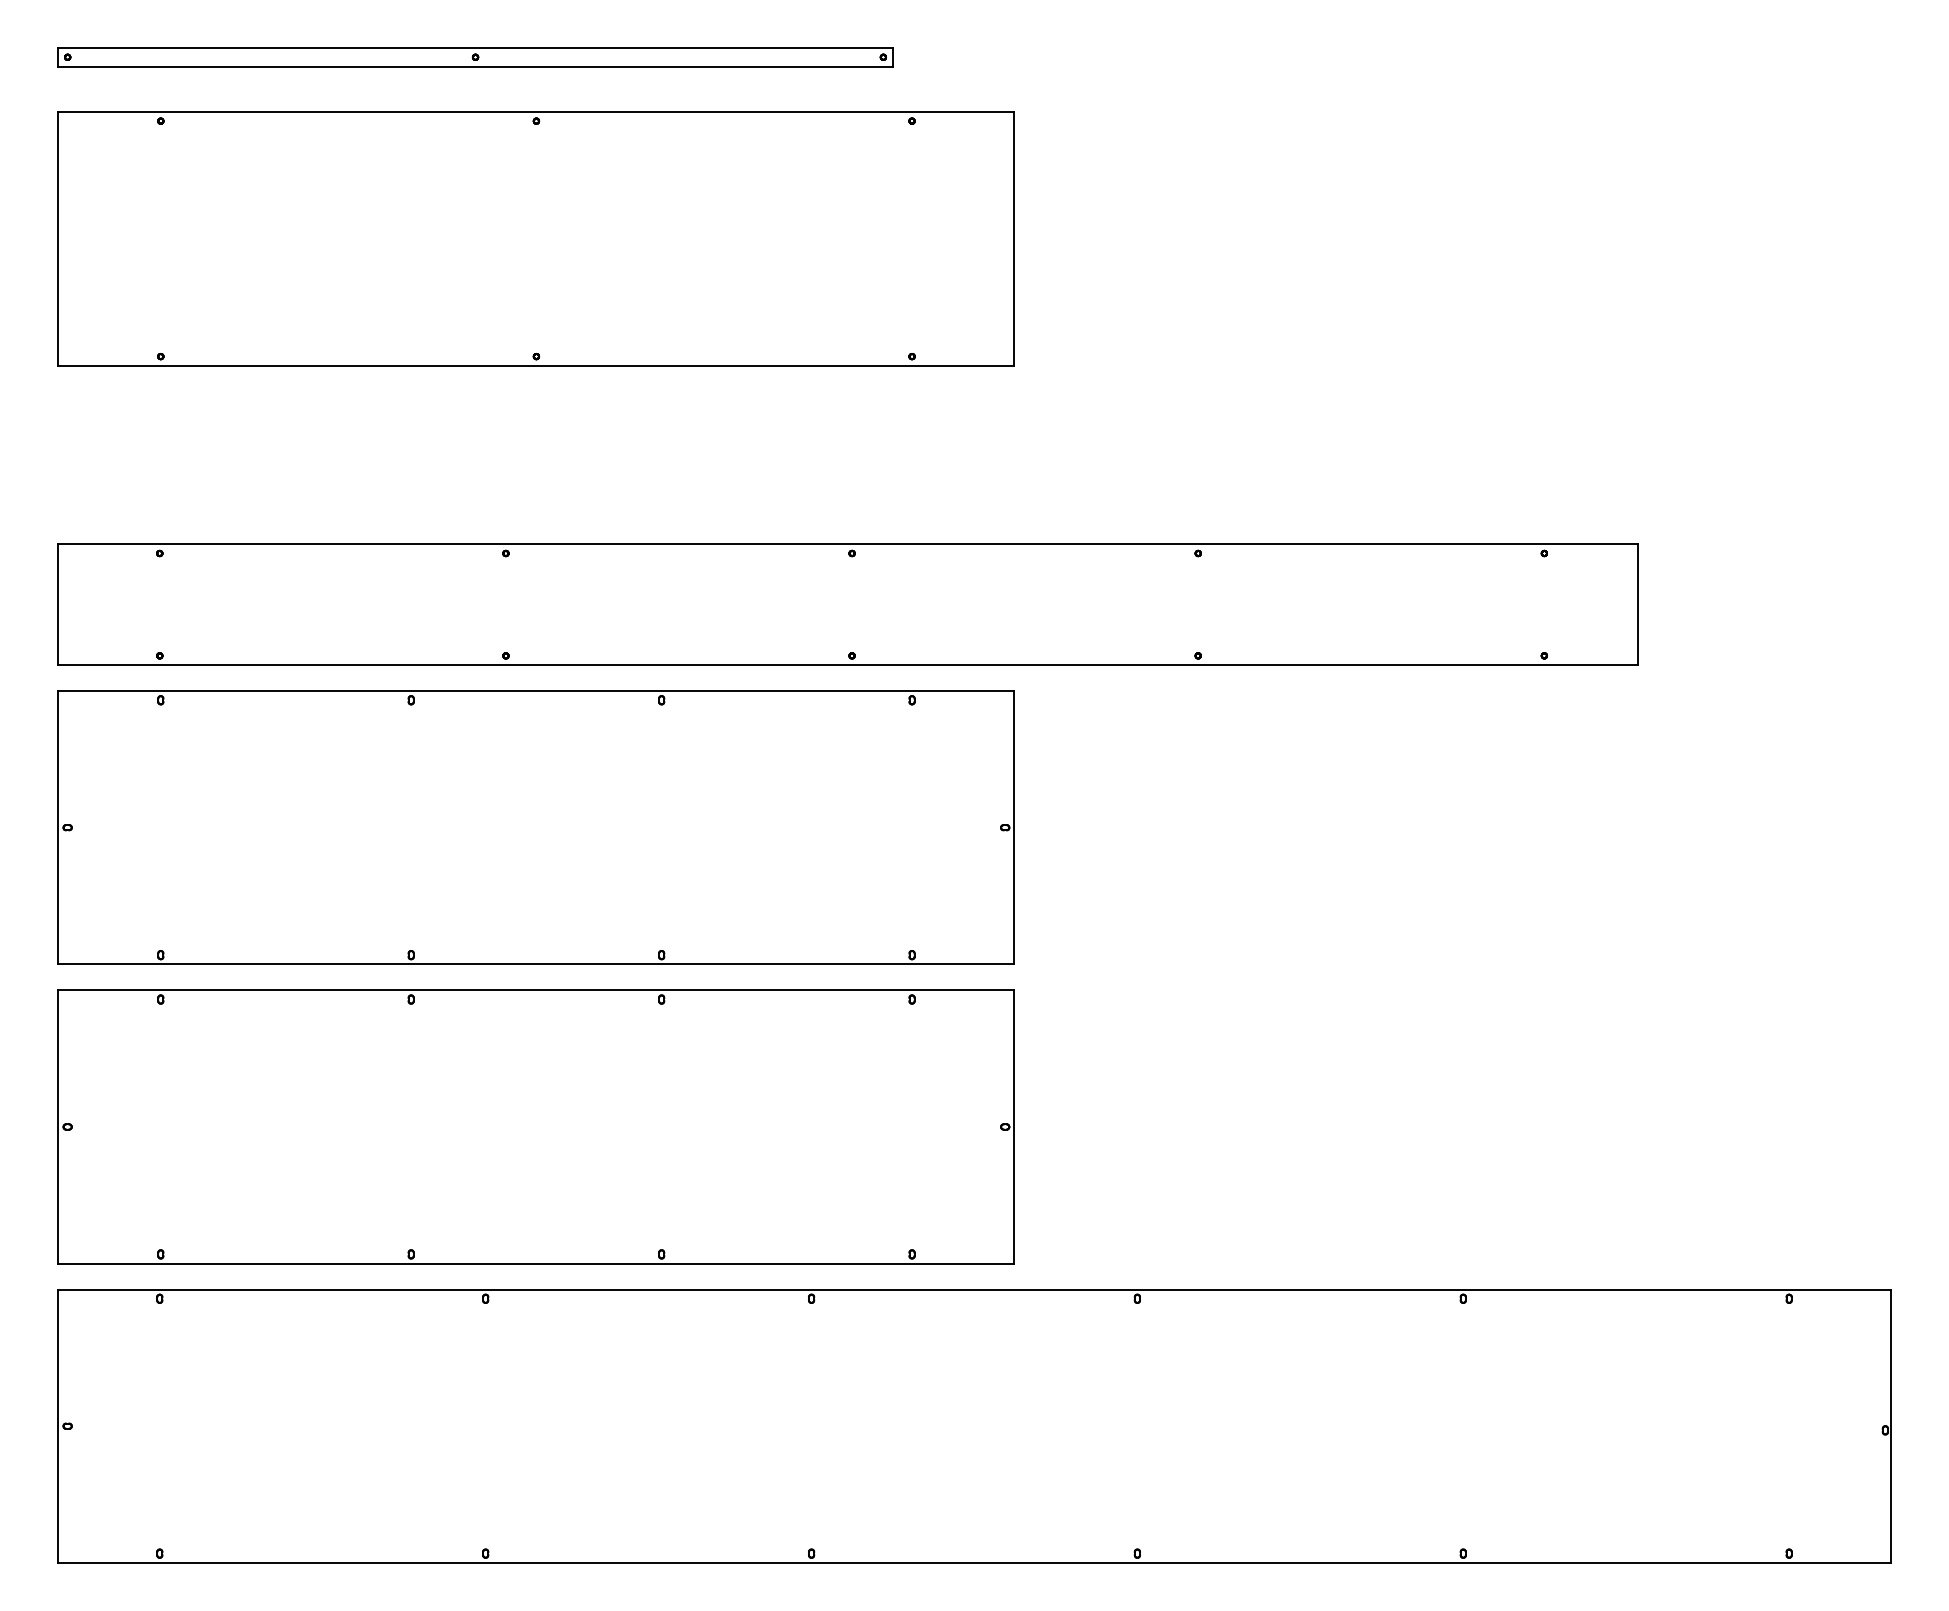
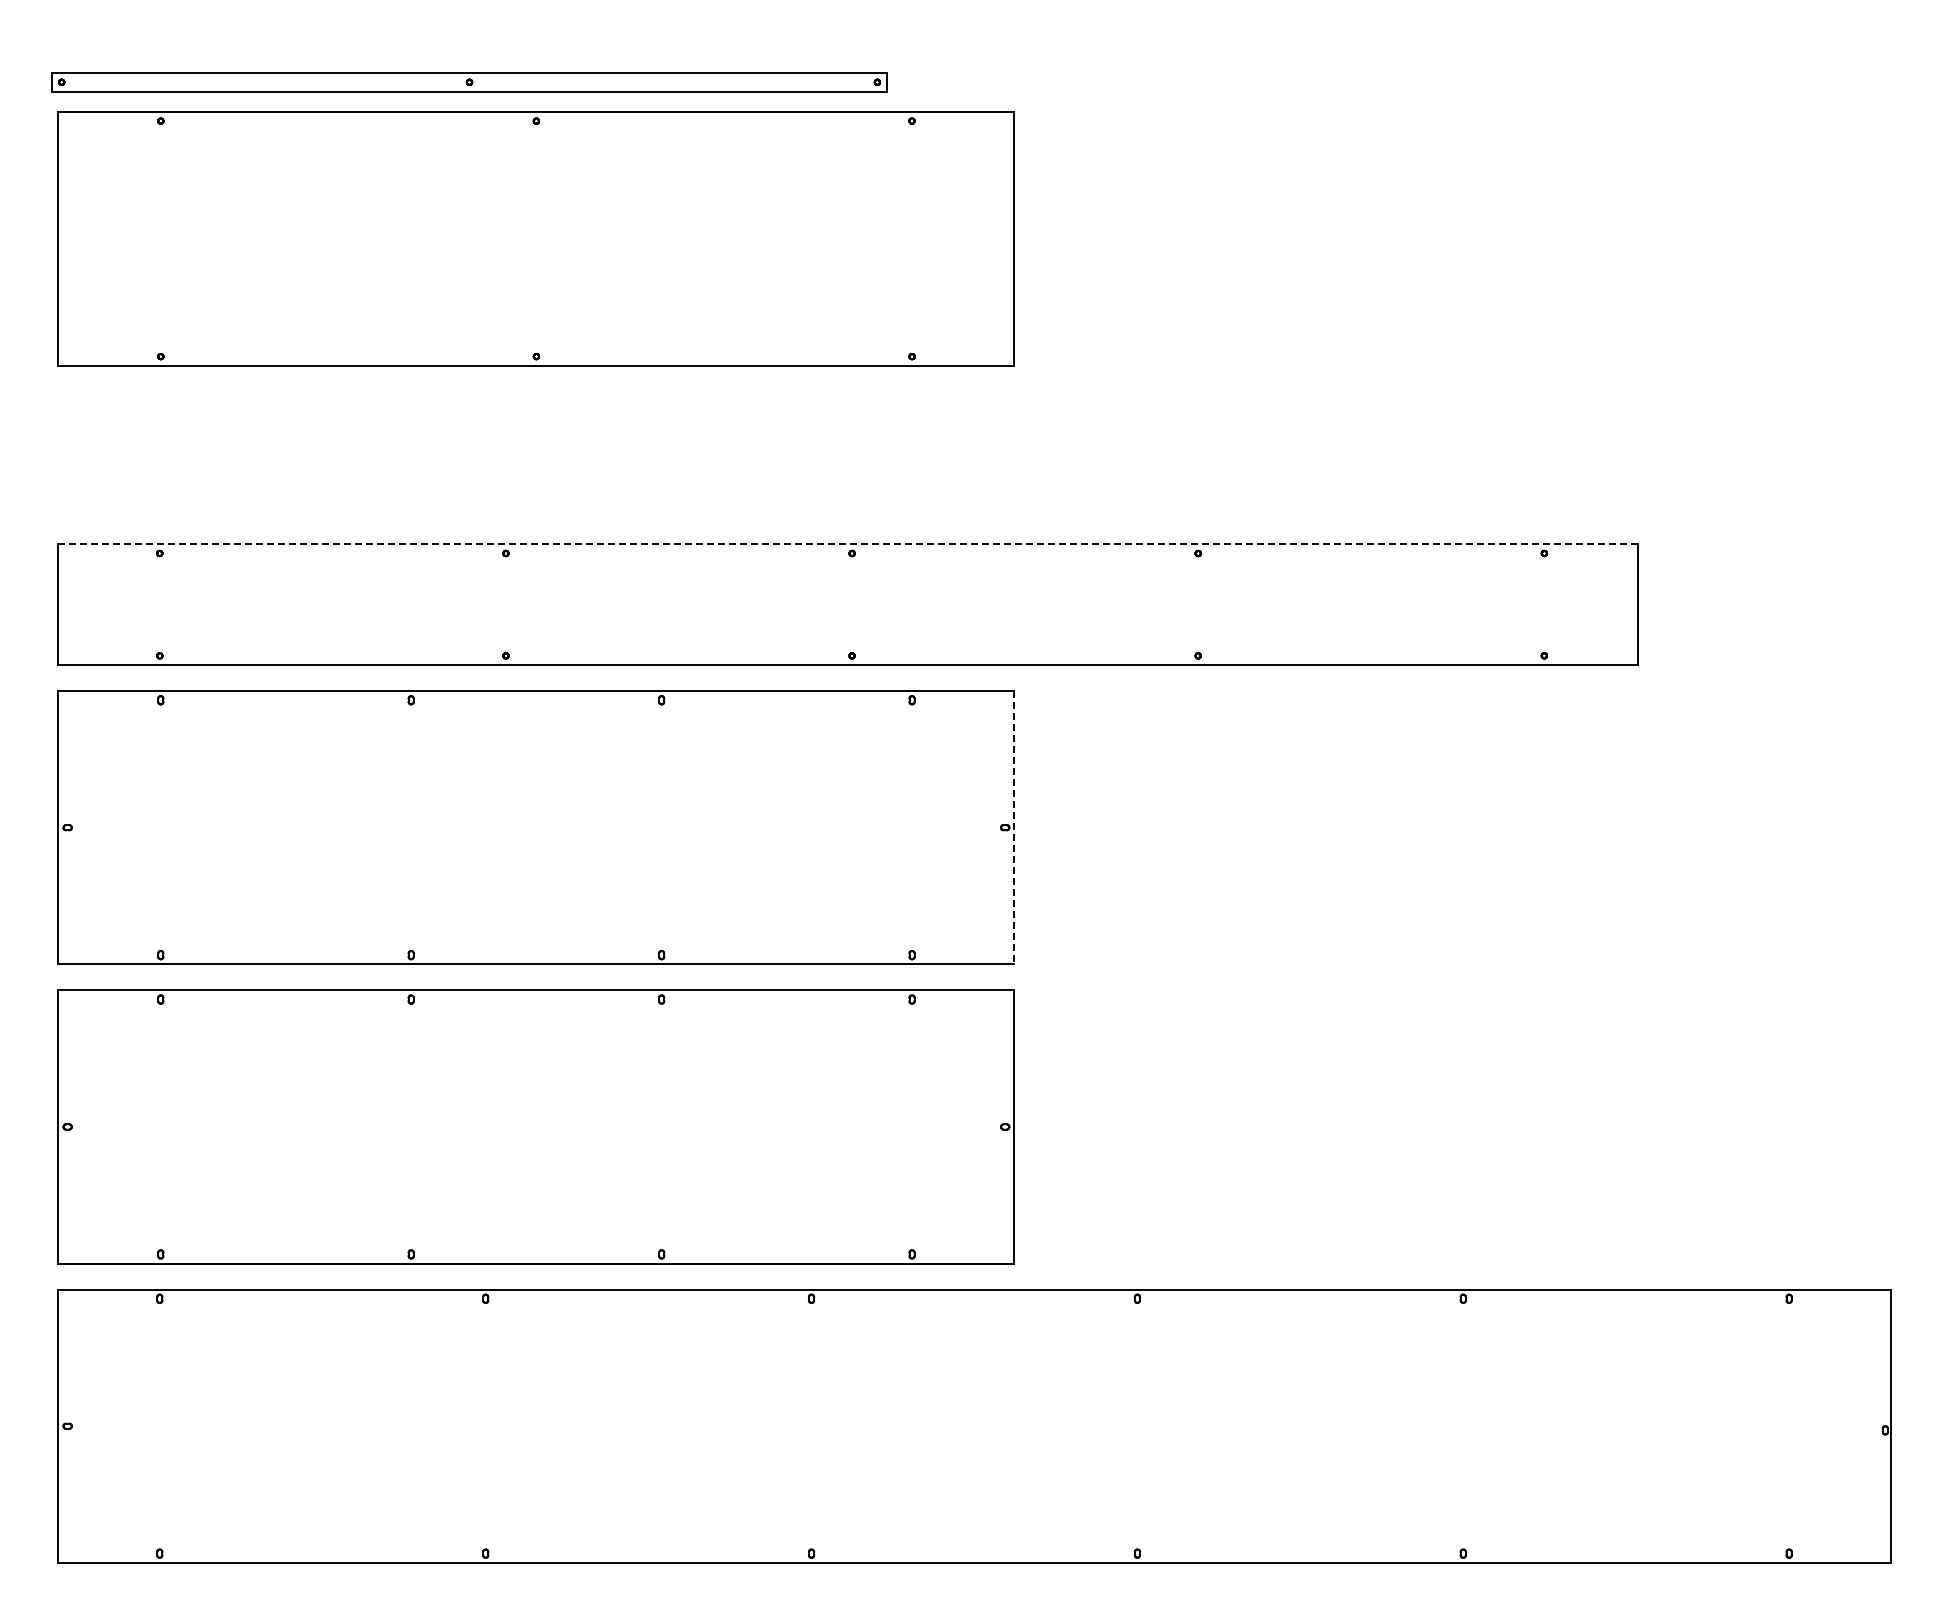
part position: (475, 57) -> (469, 82) (469, 82)
line: solid -> dashed (848, 544)
line: solid -> dashed (1014, 827)
